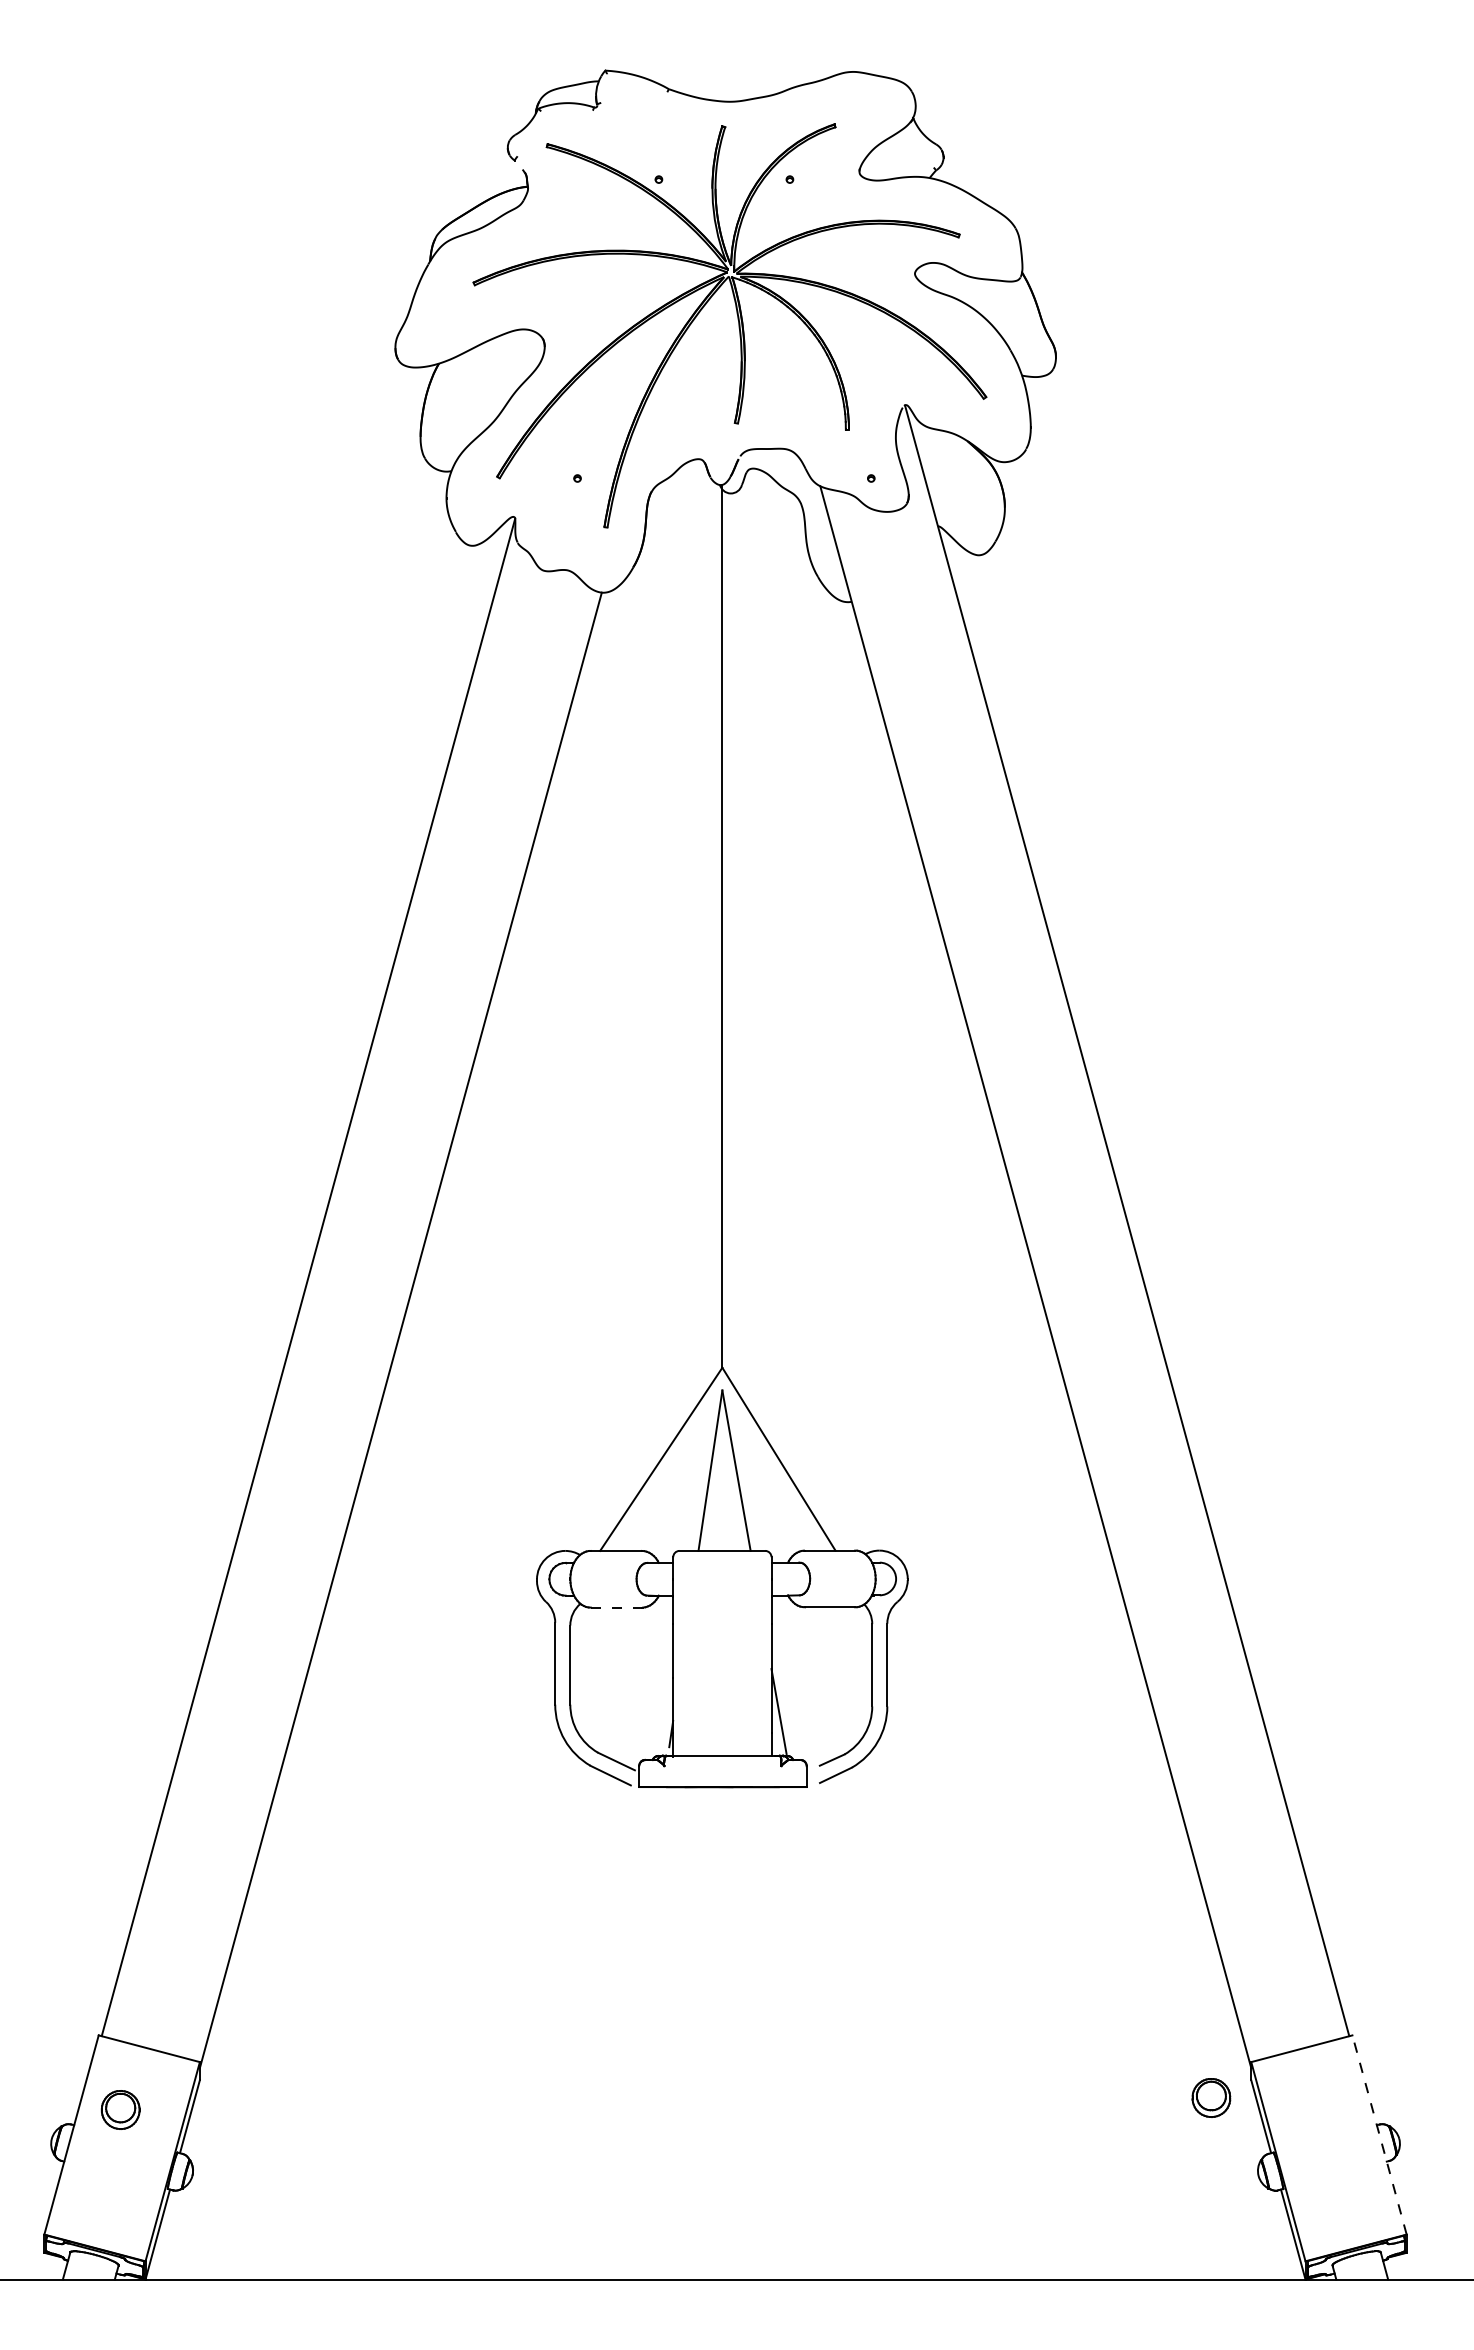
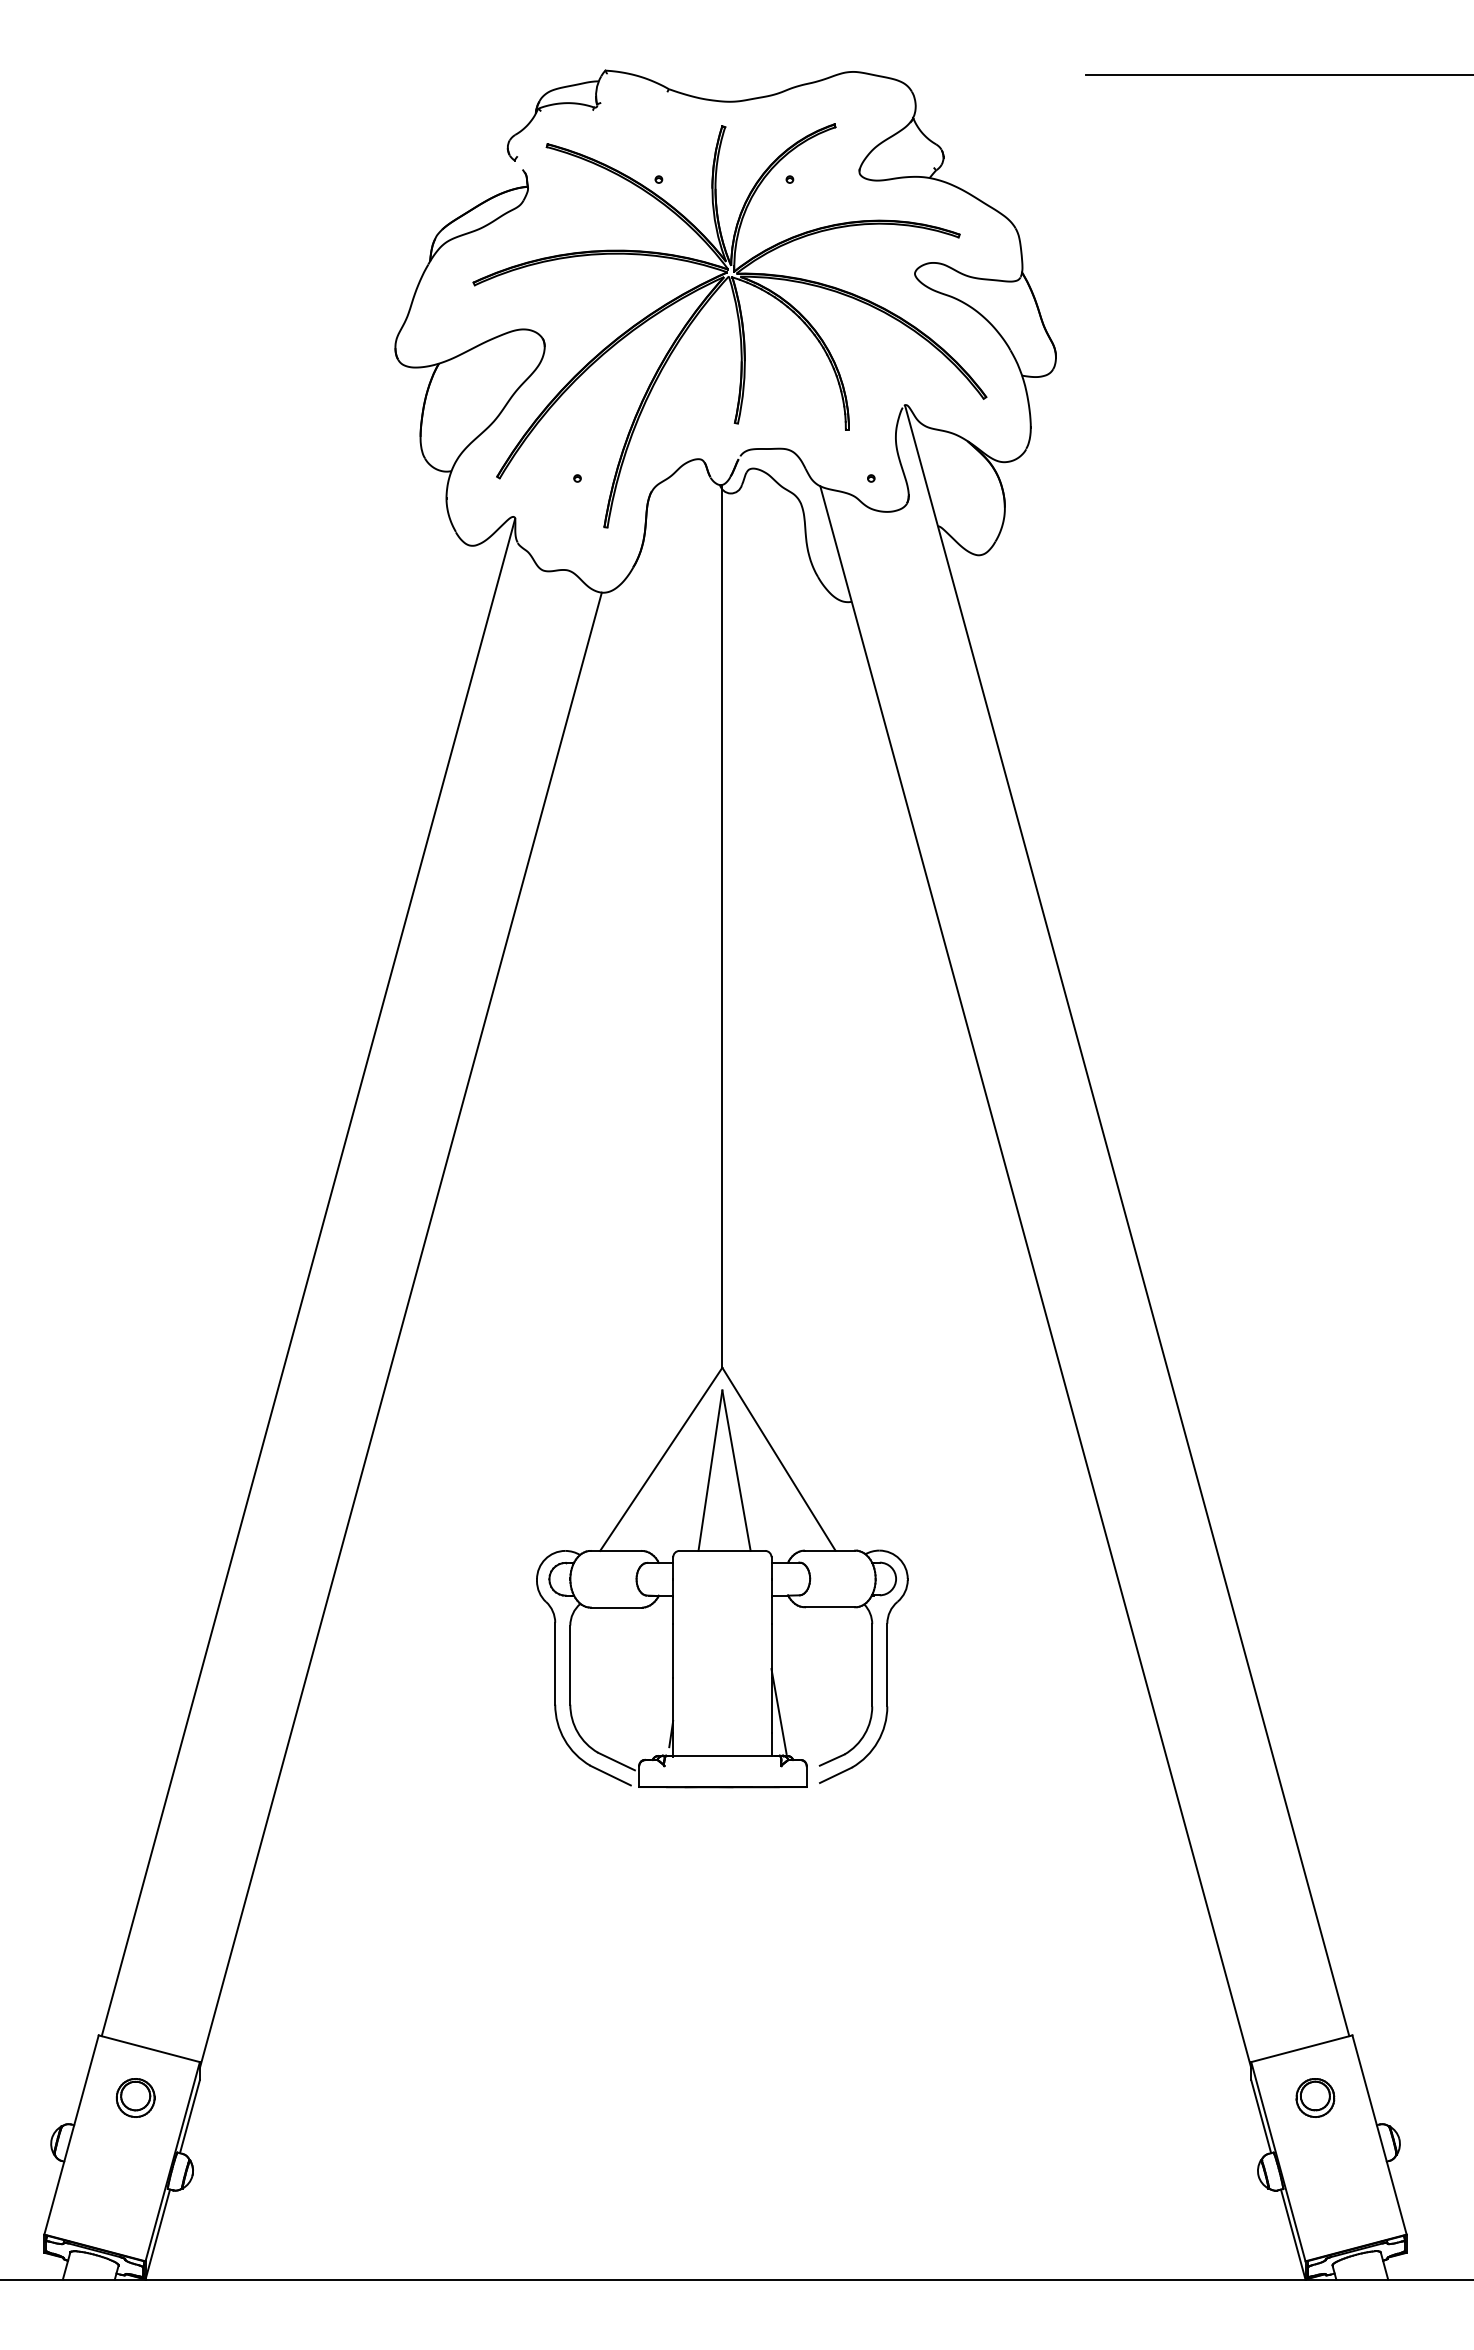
line: none -> present (1278, 75)
line: dashed -> solid (616, 1607)
part position: (1211, 2097) -> (1315, 2097) (1315, 2097)
part position: (120, 2109) -> (135, 2097) (135, 2097)
line: dashed -> solid (1379, 2134)
